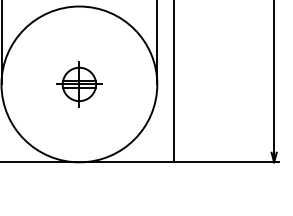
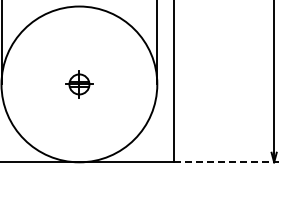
part size: 47x47 px -> 29x29 px (79, 84)
line: solid -> dashed (227, 162)
